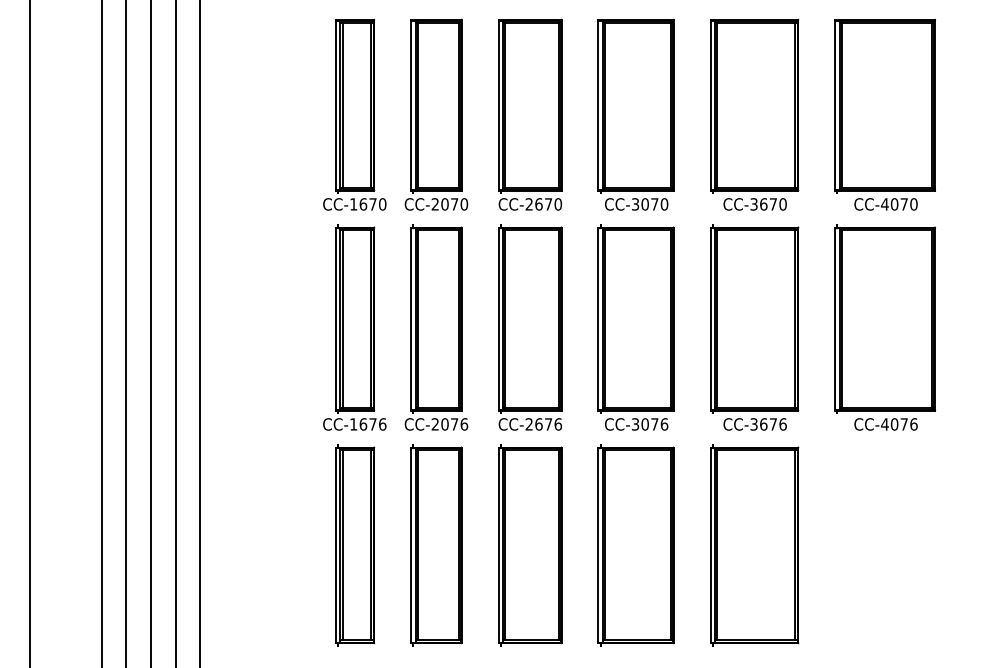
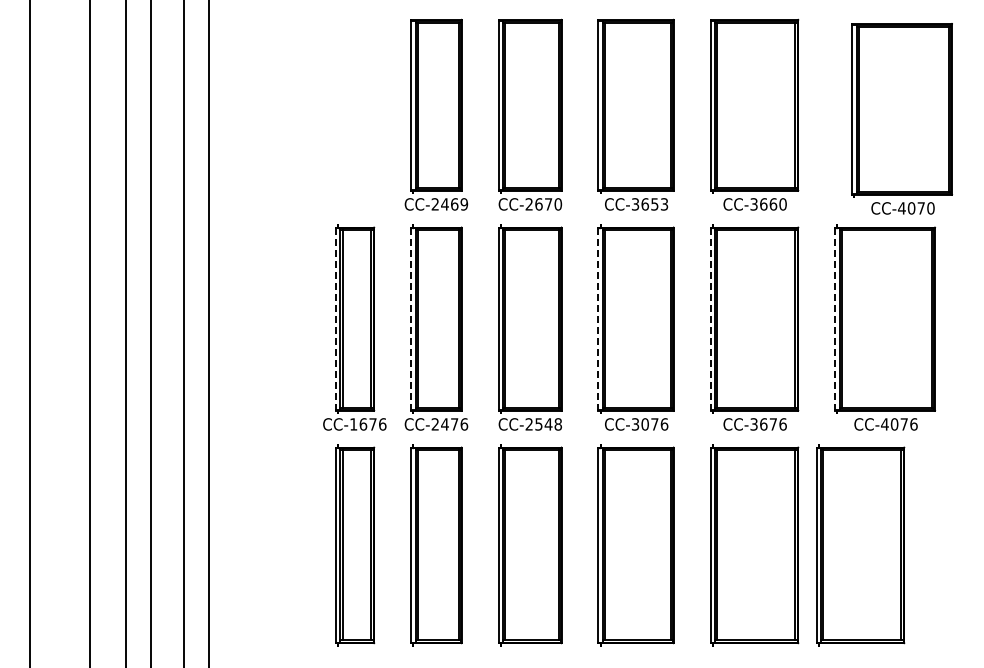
part: present -> none (354, 114)
part position: (884, 114) -> (901, 118) (901, 118)
text: CC-2070 -> CC-2469 (454, 204)
text: CC-3070 -> CC-3653 (654, 204)
text: CC-3670 -> CC-3660 (773, 204)
line: solid -> dashed (335, 319)
line: solid -> dashed (411, 319)
line: solid -> dashed (598, 319)
line: solid -> dashed (710, 319)
line: solid -> dashed (835, 319)
line position: (101, 333) -> (89, 333) (89, 333)
line position: (175, 333) -> (183, 333) (183, 333)
line position: (200, 333) -> (209, 333) (209, 333)
text: CC-2076 -> CC-2476 (444, 424)
text: CC-2676 -> CC-2548 (548, 424)
part: none -> present (860, 545)
